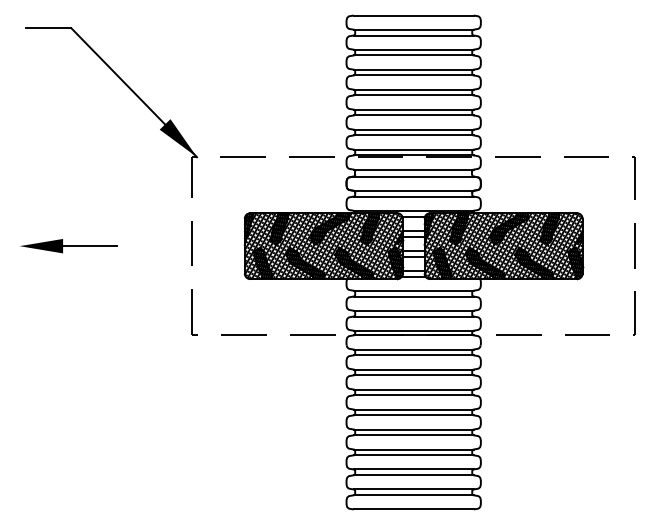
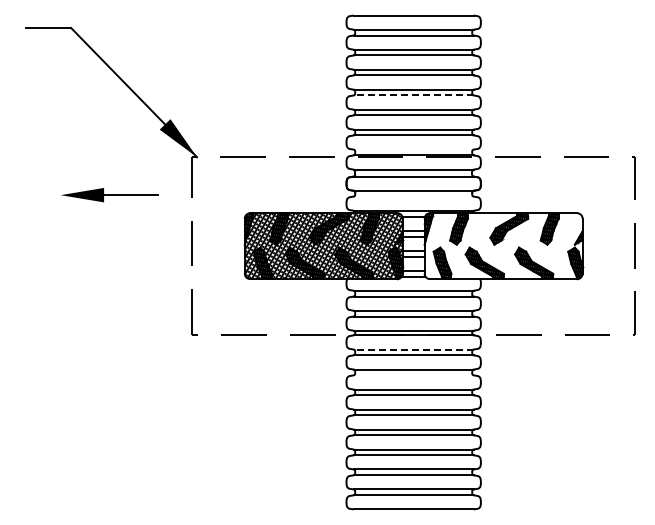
line: solid -> dashed (413, 95)
line: present -> none (413, 149)
line: present -> none (413, 196)
part position: (68, 246) -> (109, 195) (109, 195)
hatch: present -> none (503, 246)
line: solid -> dashed (413, 349)
line: present -> none (413, 375)
